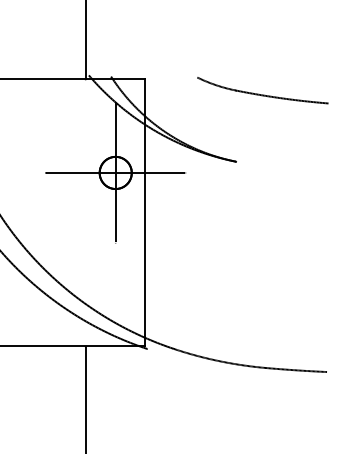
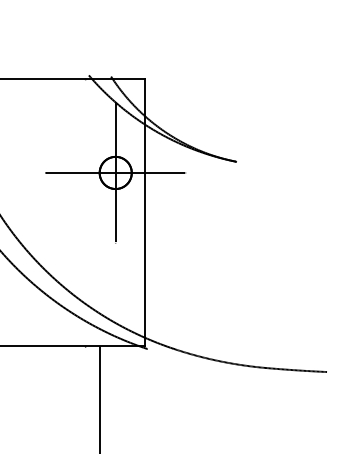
line: present -> none (85, 40)
part: present -> none (262, 90)
line position: (85, 398) -> (99, 398) (99, 398)
